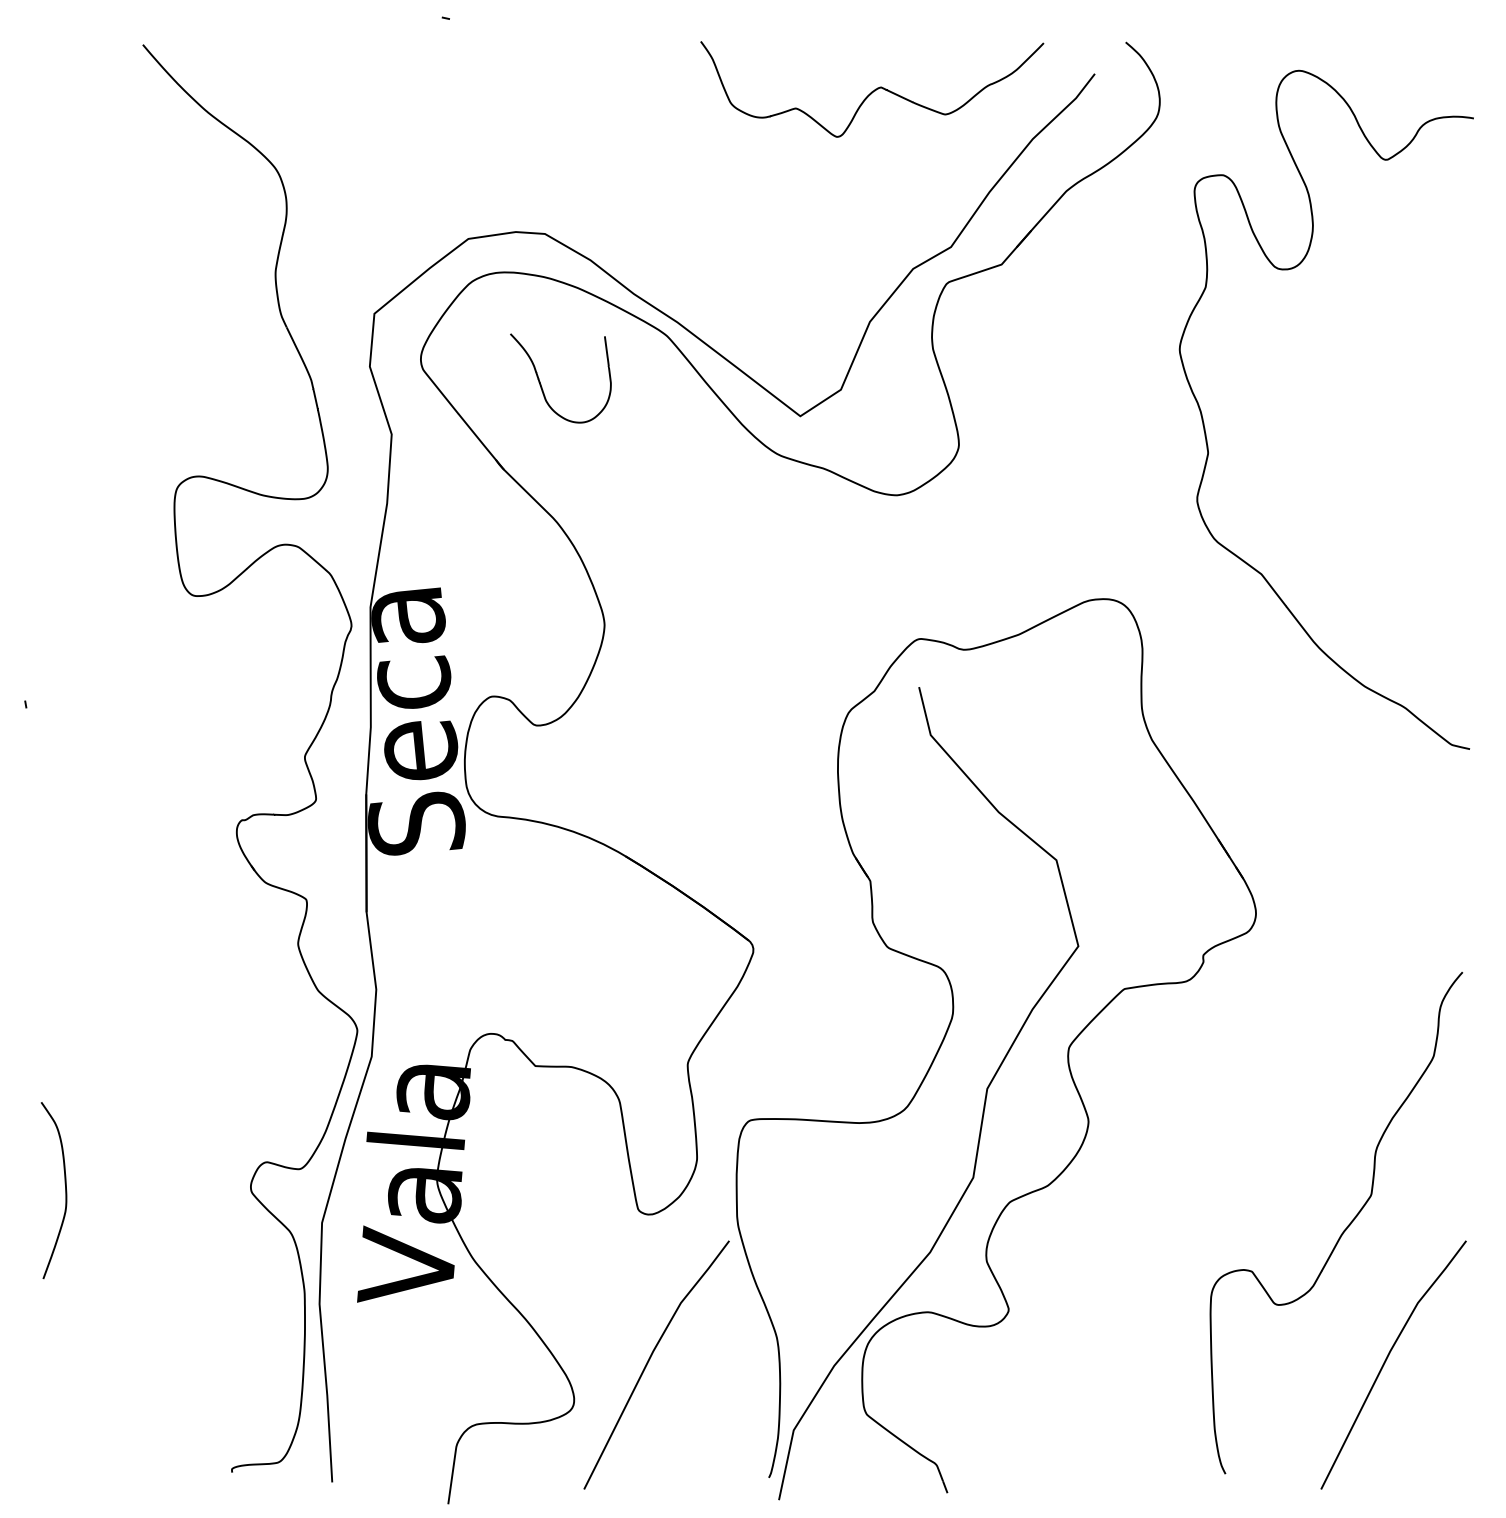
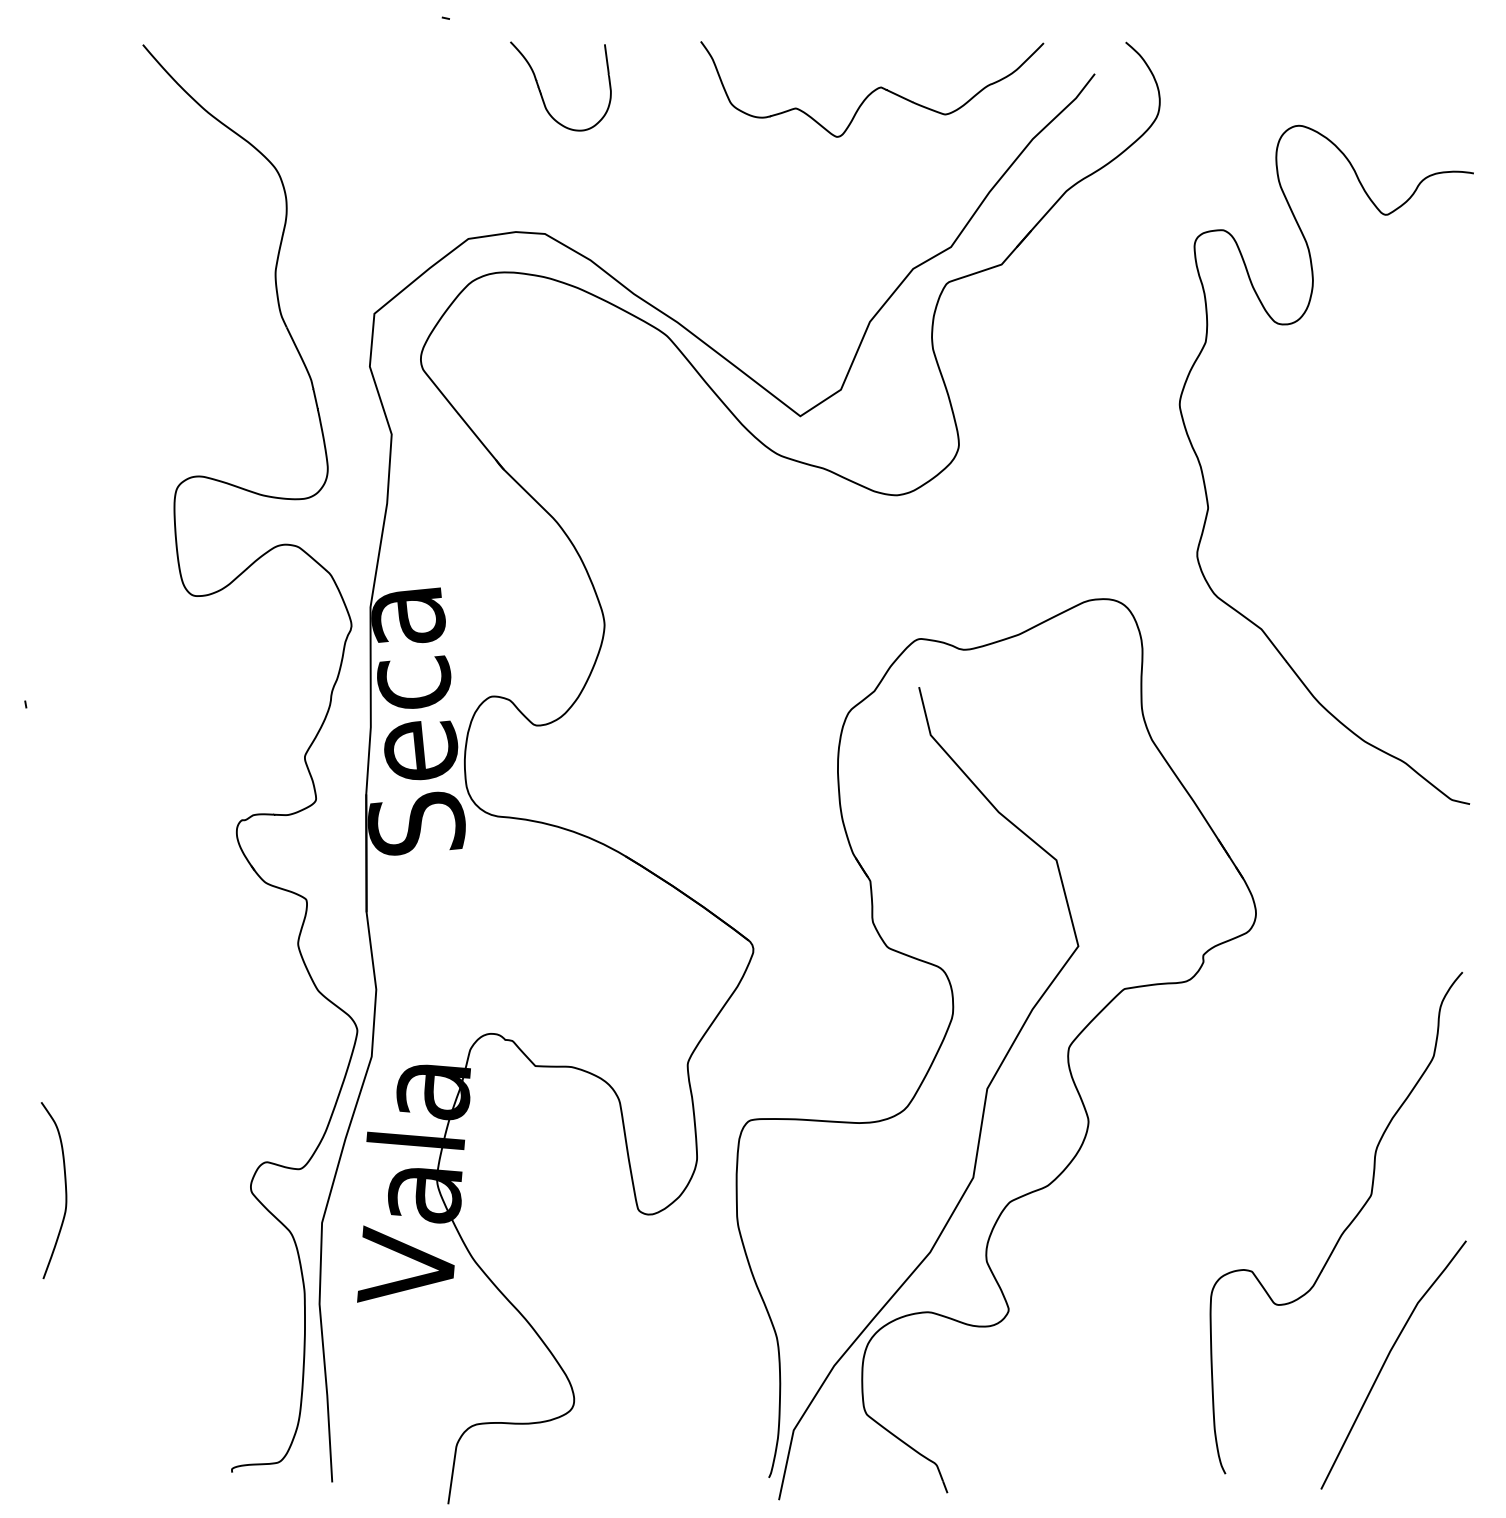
curve position: (541, 384) -> (541, 92) (541, 92)
curve position: (1206, 433) -> (1206, 488) (1206, 488)
curve: present -> none (649, 1361)
